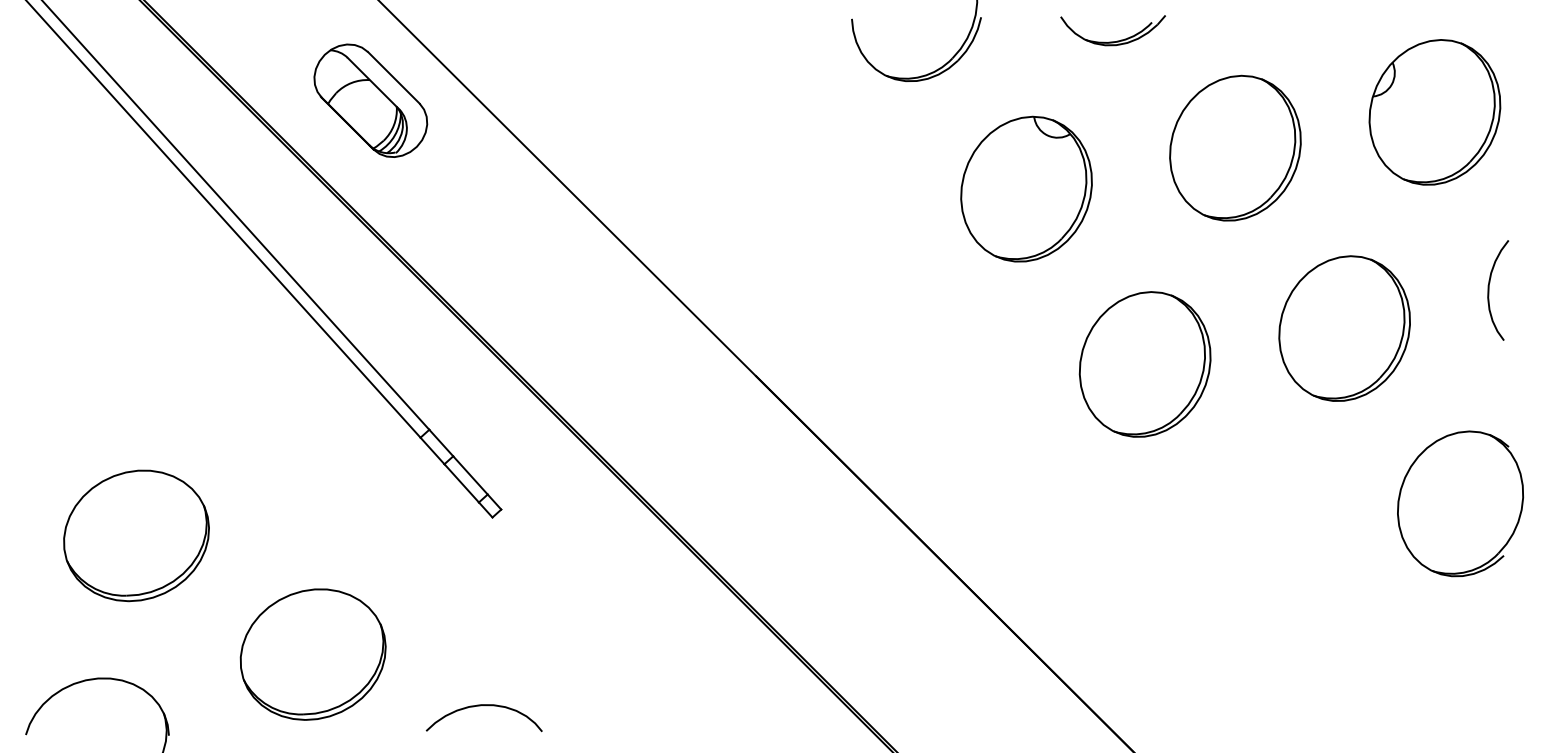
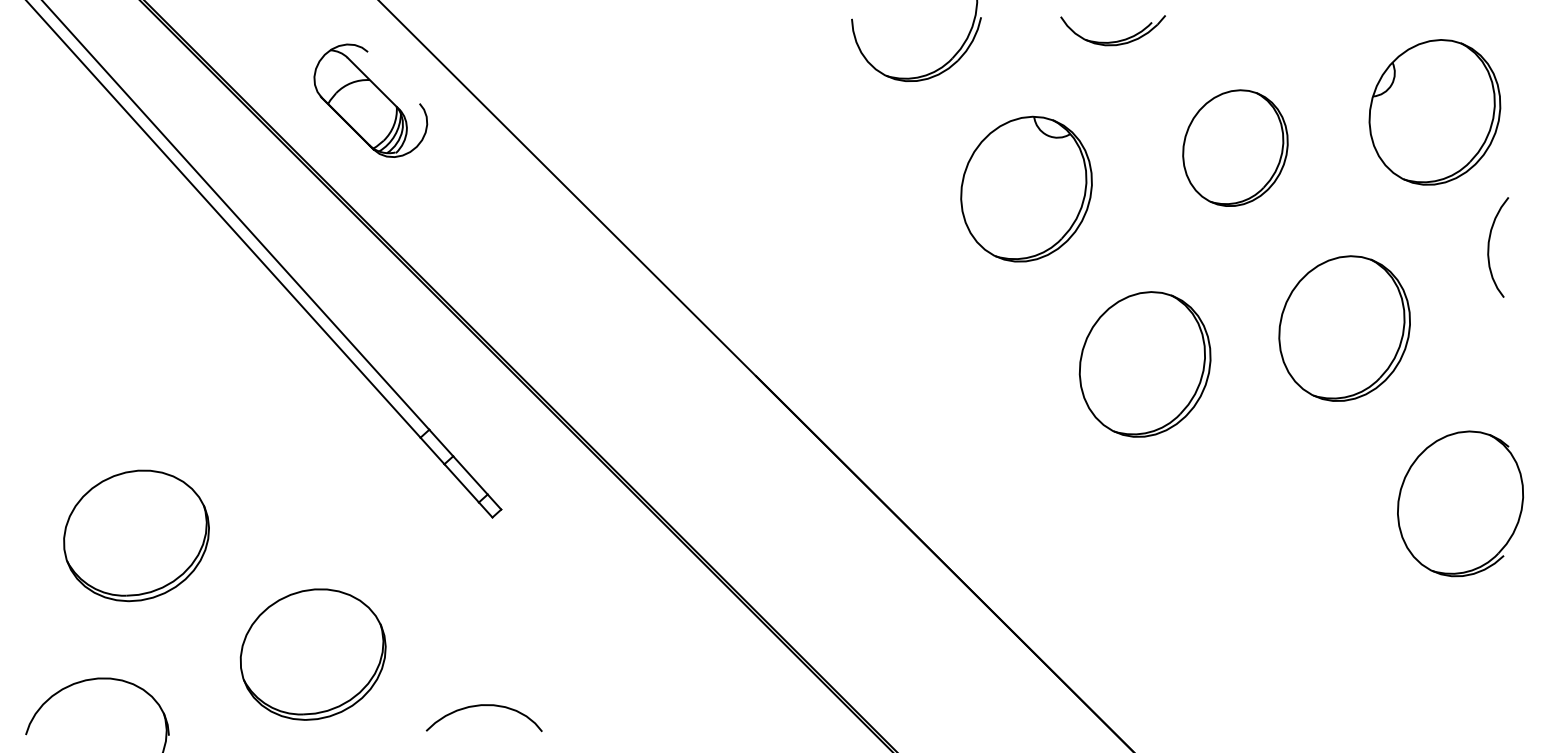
line: present -> none (393, 77)
part size: 133x148 px -> 107x118 px (1235, 147)
curve position: (1489, 290) -> (1489, 247) (1489, 247)
